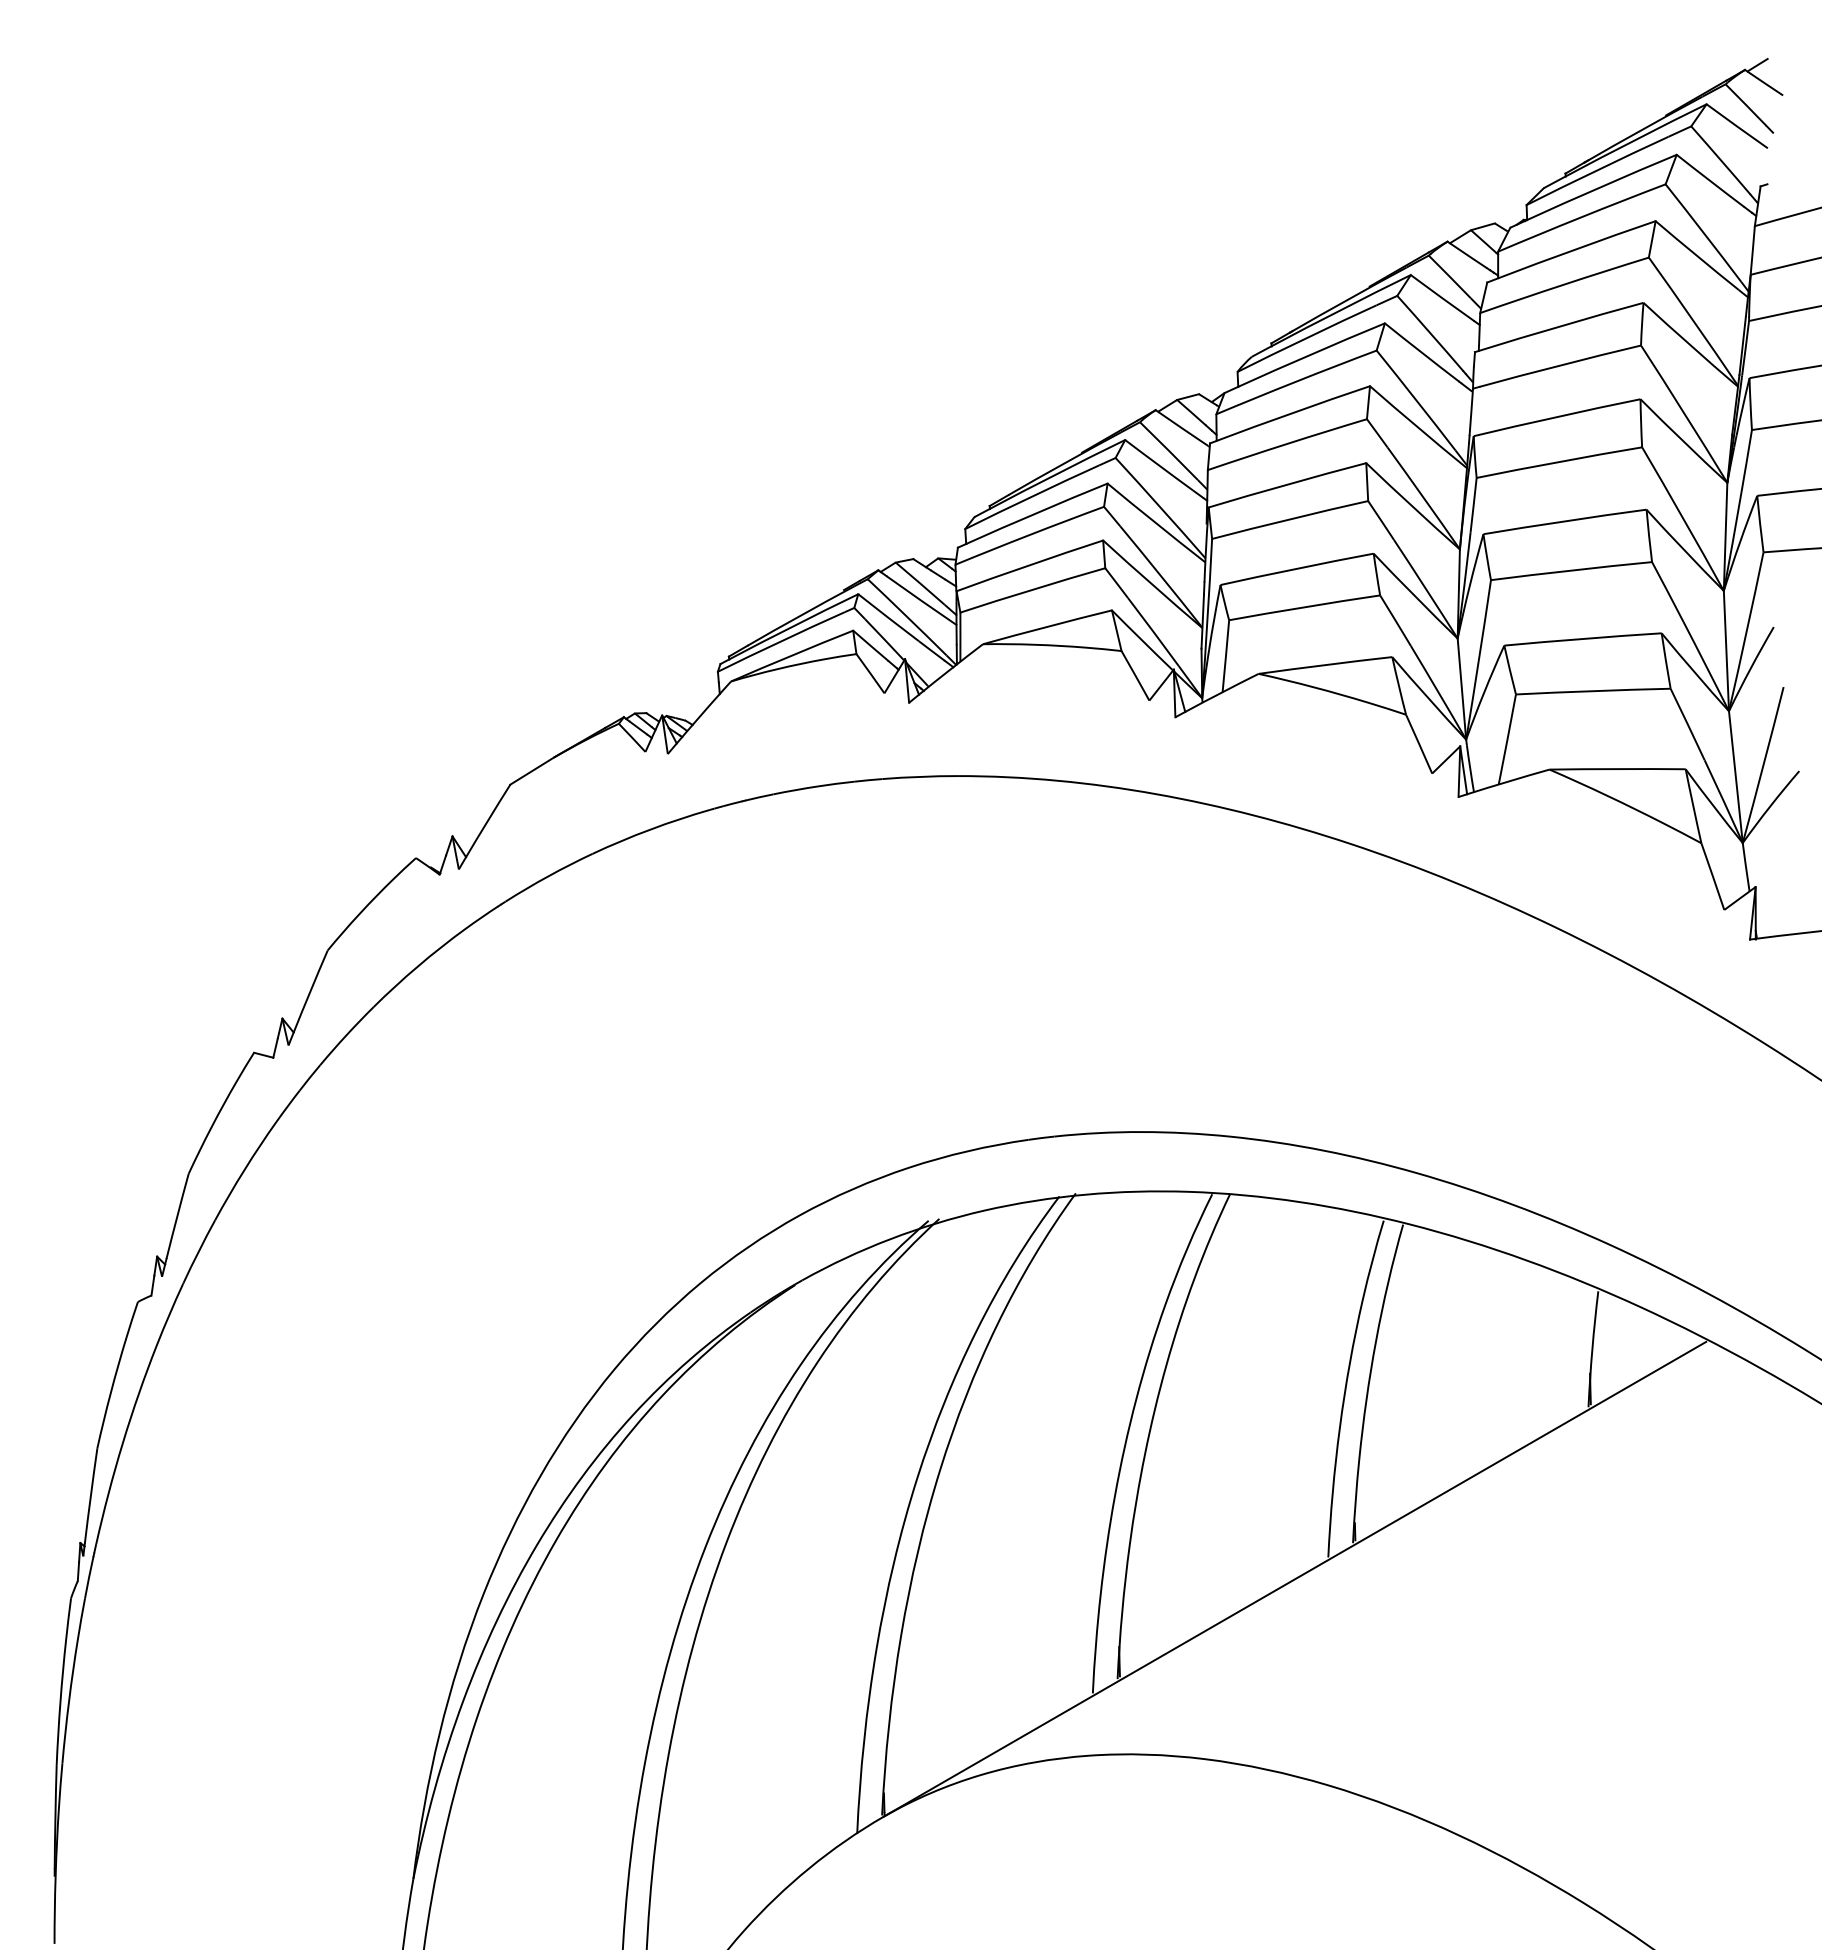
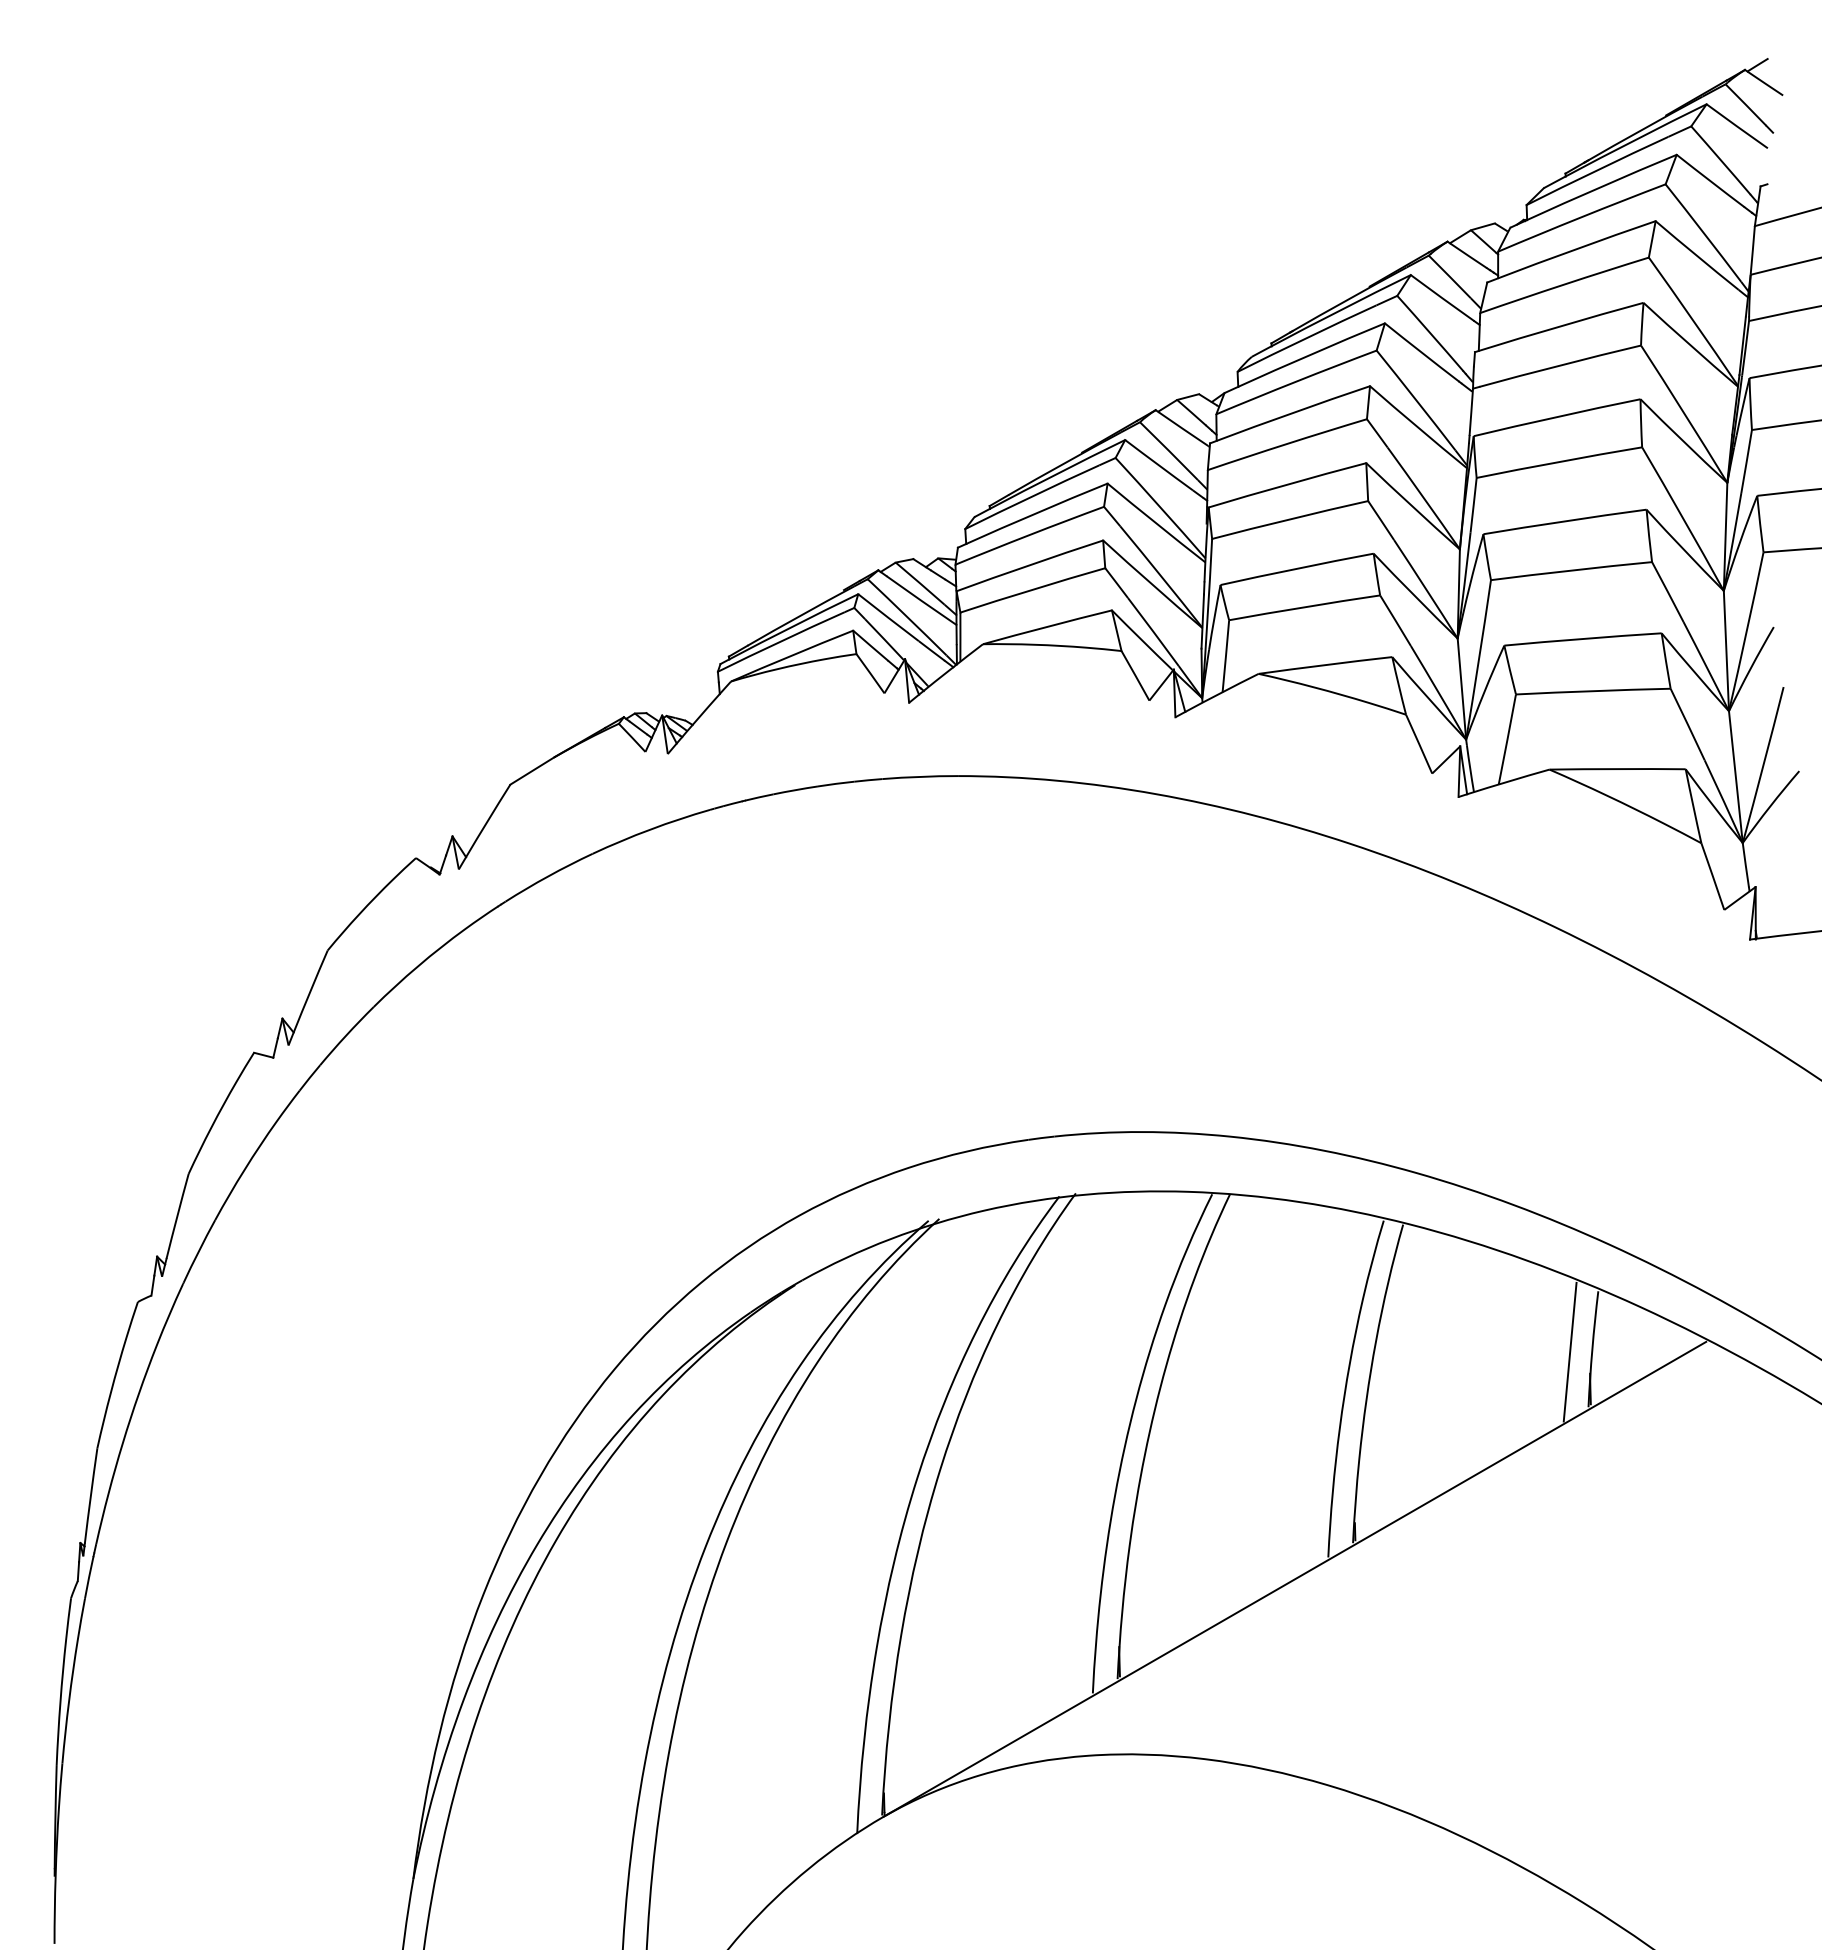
line: none -> present (1569, 1351)
